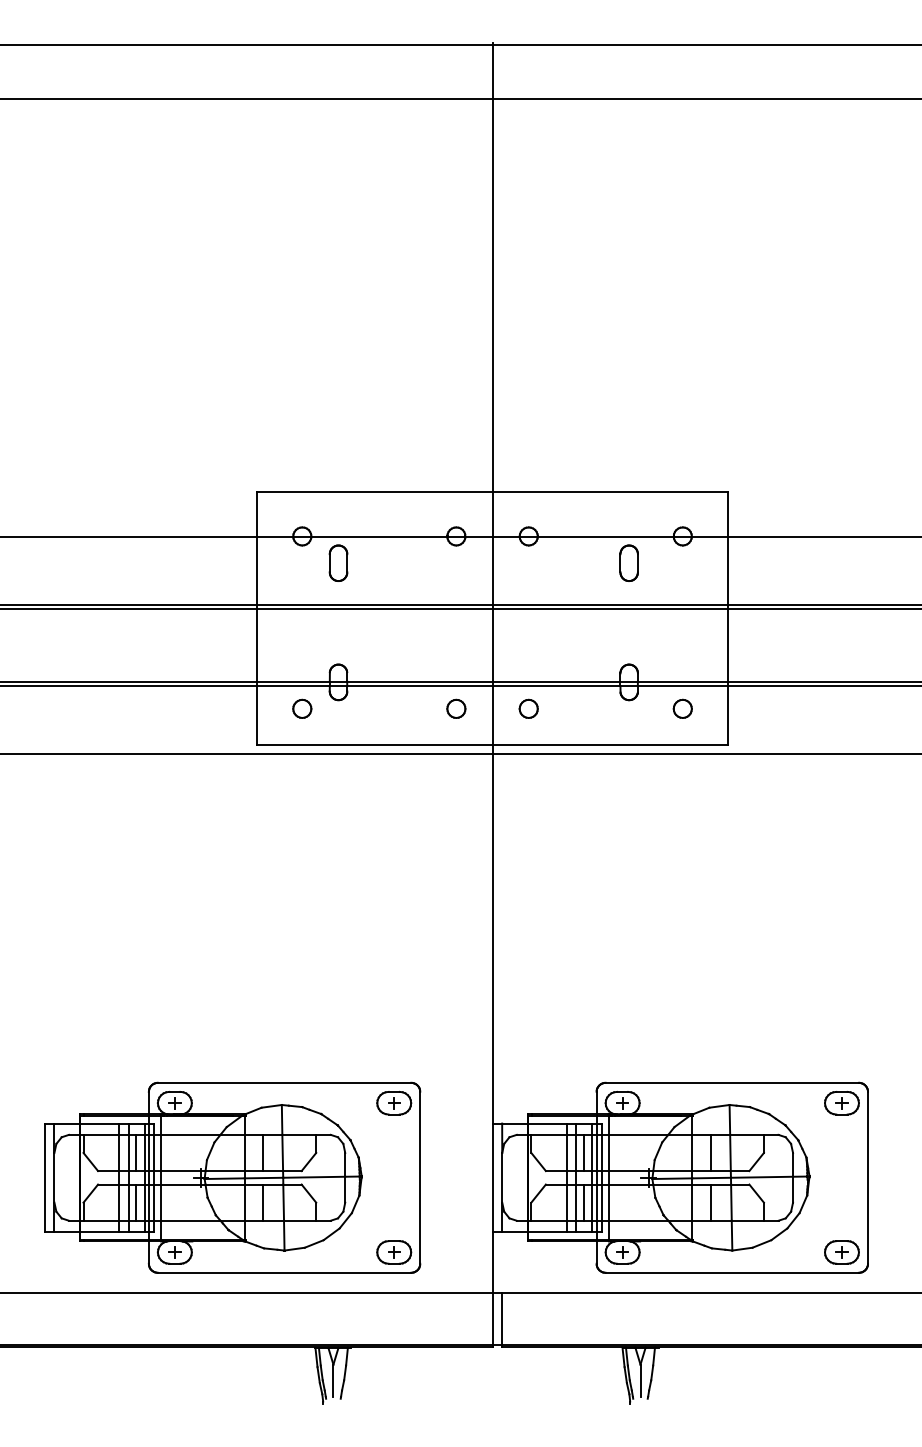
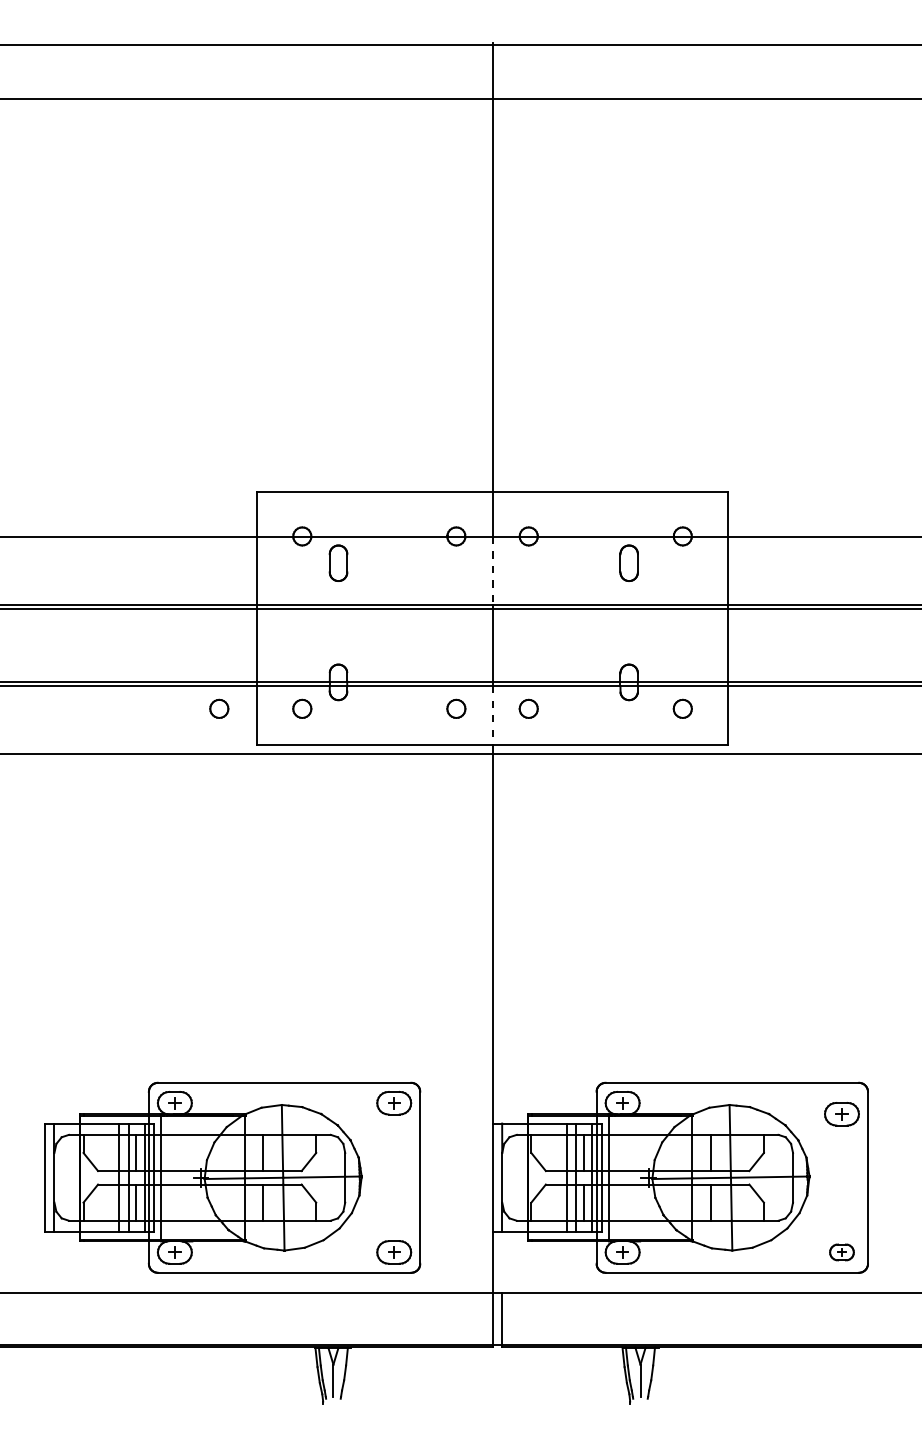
line: solid -> dashed (492, 570)
part: none -> present (219, 708)
line: solid -> dashed (492, 715)
part position: (841, 1103) -> (841, 1114) (841, 1114)
part size: 36x25 px -> 26x19 px (841, 1252)
